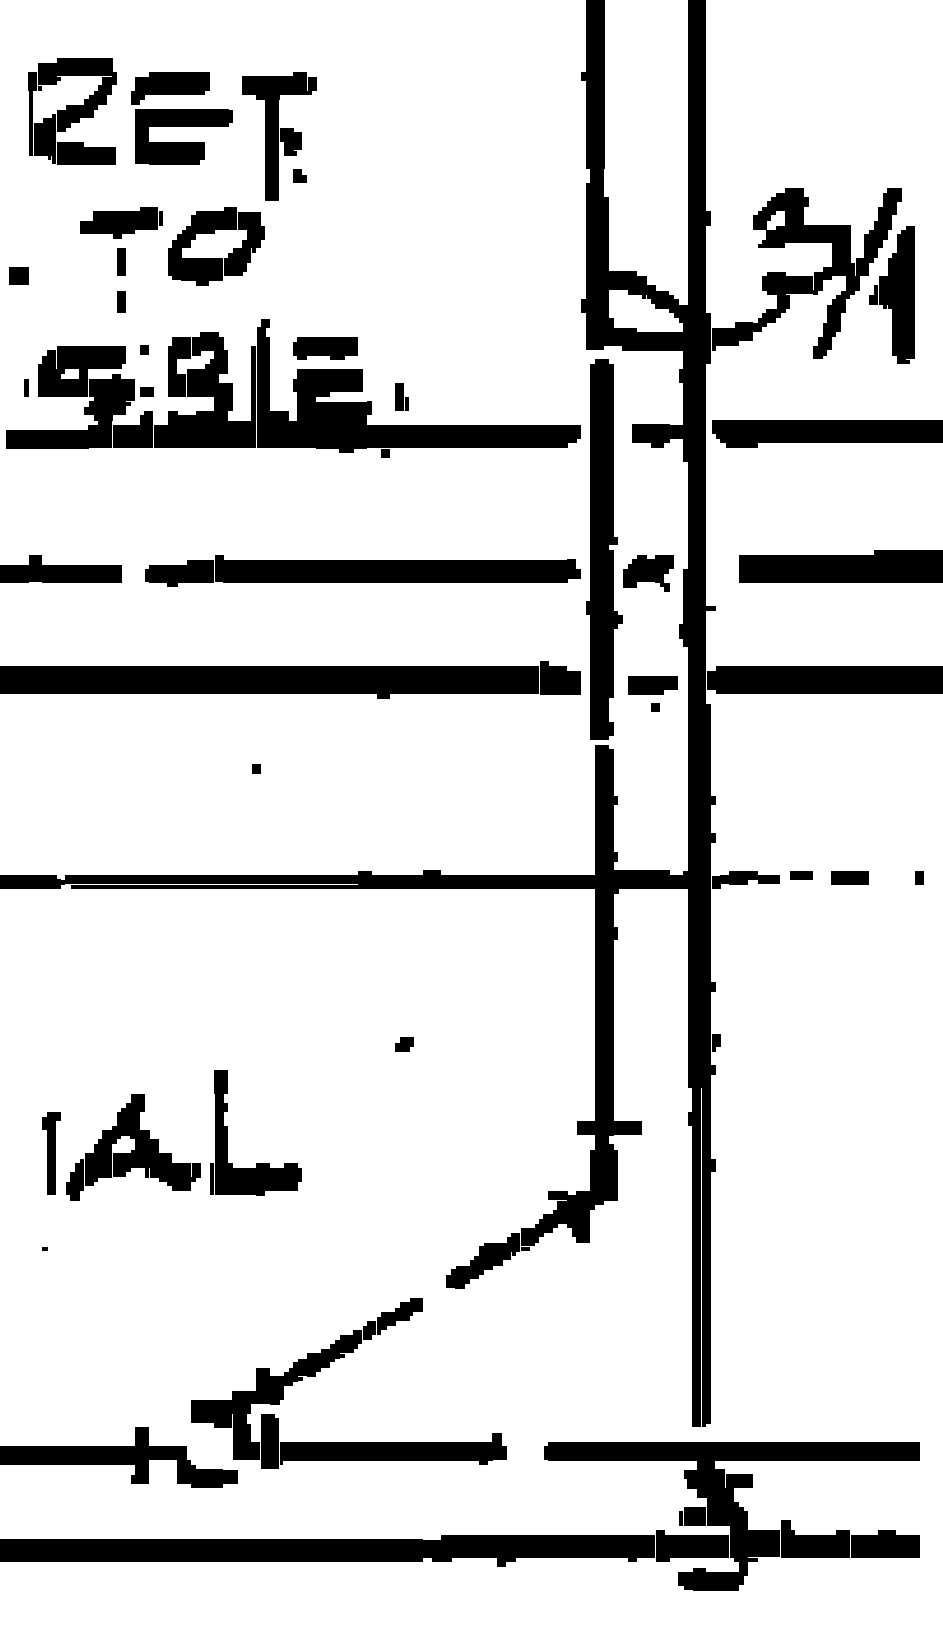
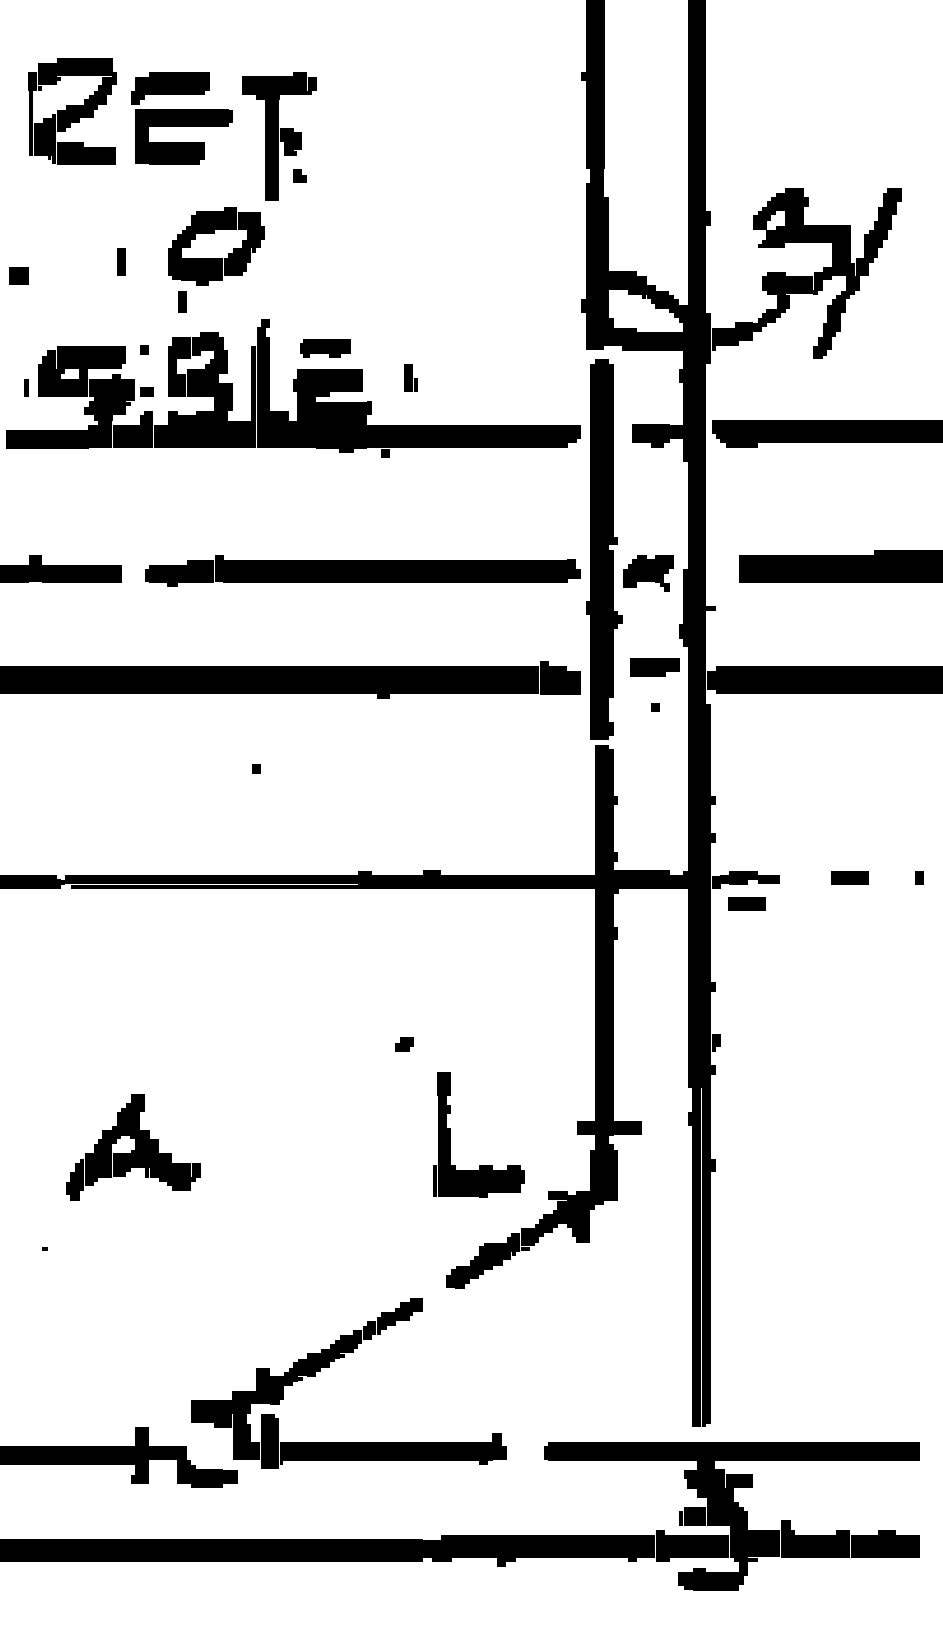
part: present -> none (121, 222)
part: present -> none (891, 294)
line position: (121, 301) -> (182, 301) (182, 301)
part size: 65x23 px -> 51x19 px (325, 348)
part position: (401, 396) -> (410, 377) (410, 377)
part position: (652, 685) -> (654, 667) (654, 667)
line: present -> none (801, 875)
line: none -> present (746, 903)
part position: (227, 1132) -> (450, 1134) (450, 1134)
part: present -> none (51, 1153)
